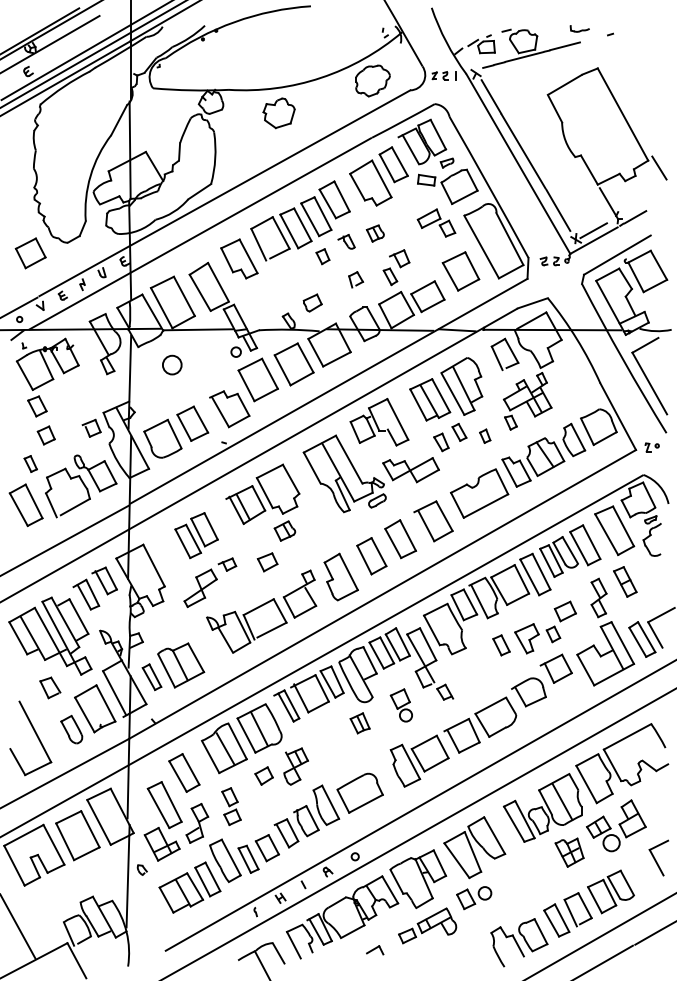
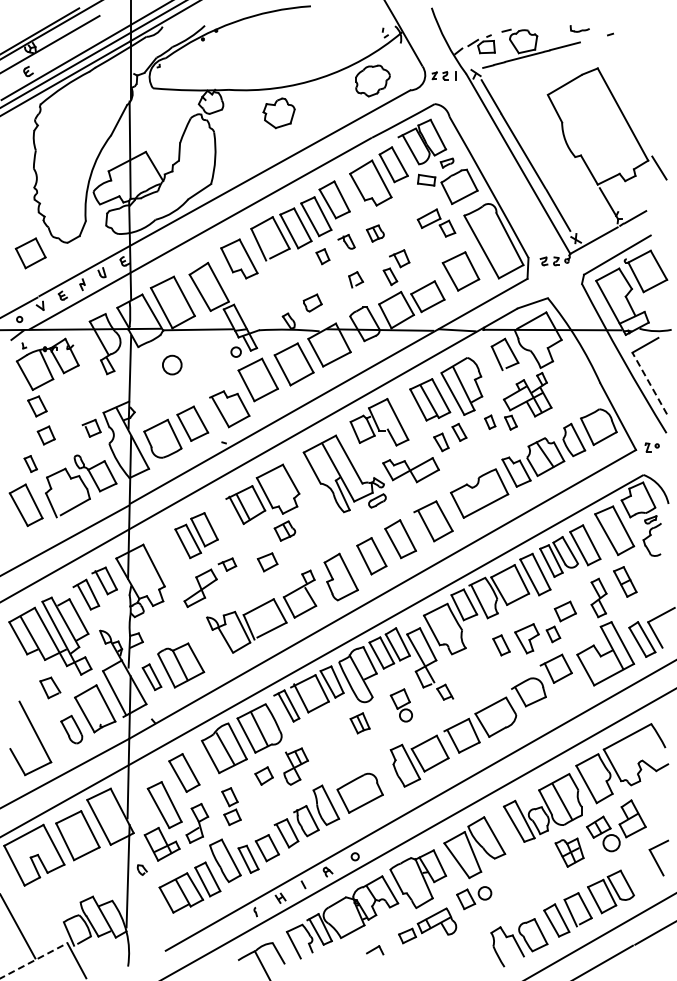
line: present -> none (593, 230)
line: solid -> dashed (649, 383)
part position: (485, 435) -> (490, 421) (490, 421)
line: solid -> dashed (33, 960)
